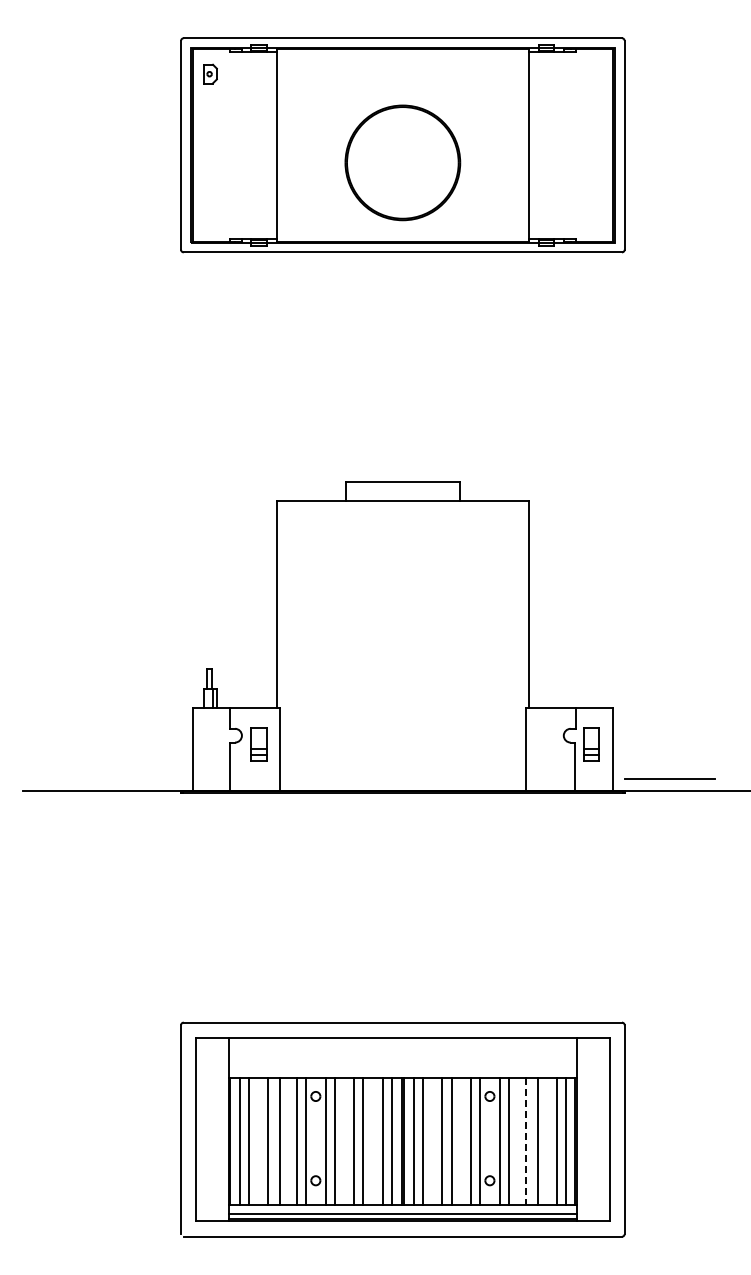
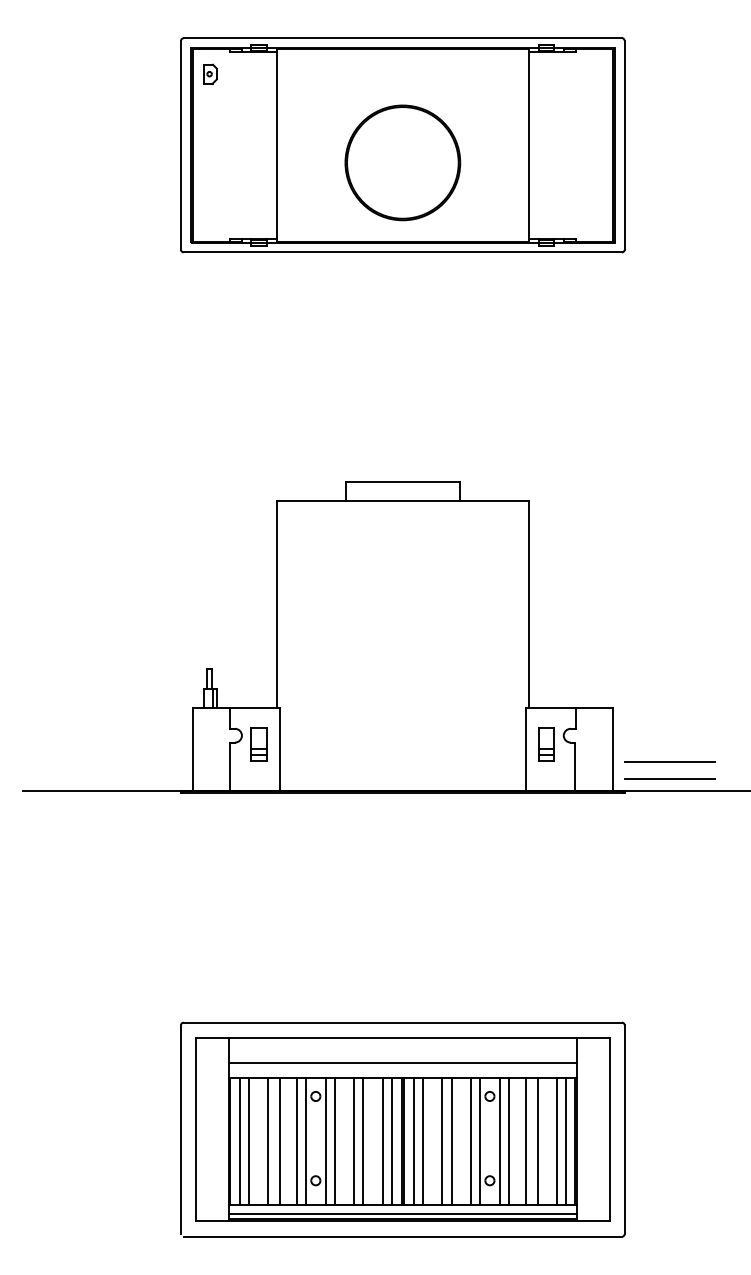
part position: (591, 744) -> (546, 744) (546, 744)
line: none -> present (669, 762)
line: none -> present (402, 1062)
line: dashed -> solid (526, 1142)
